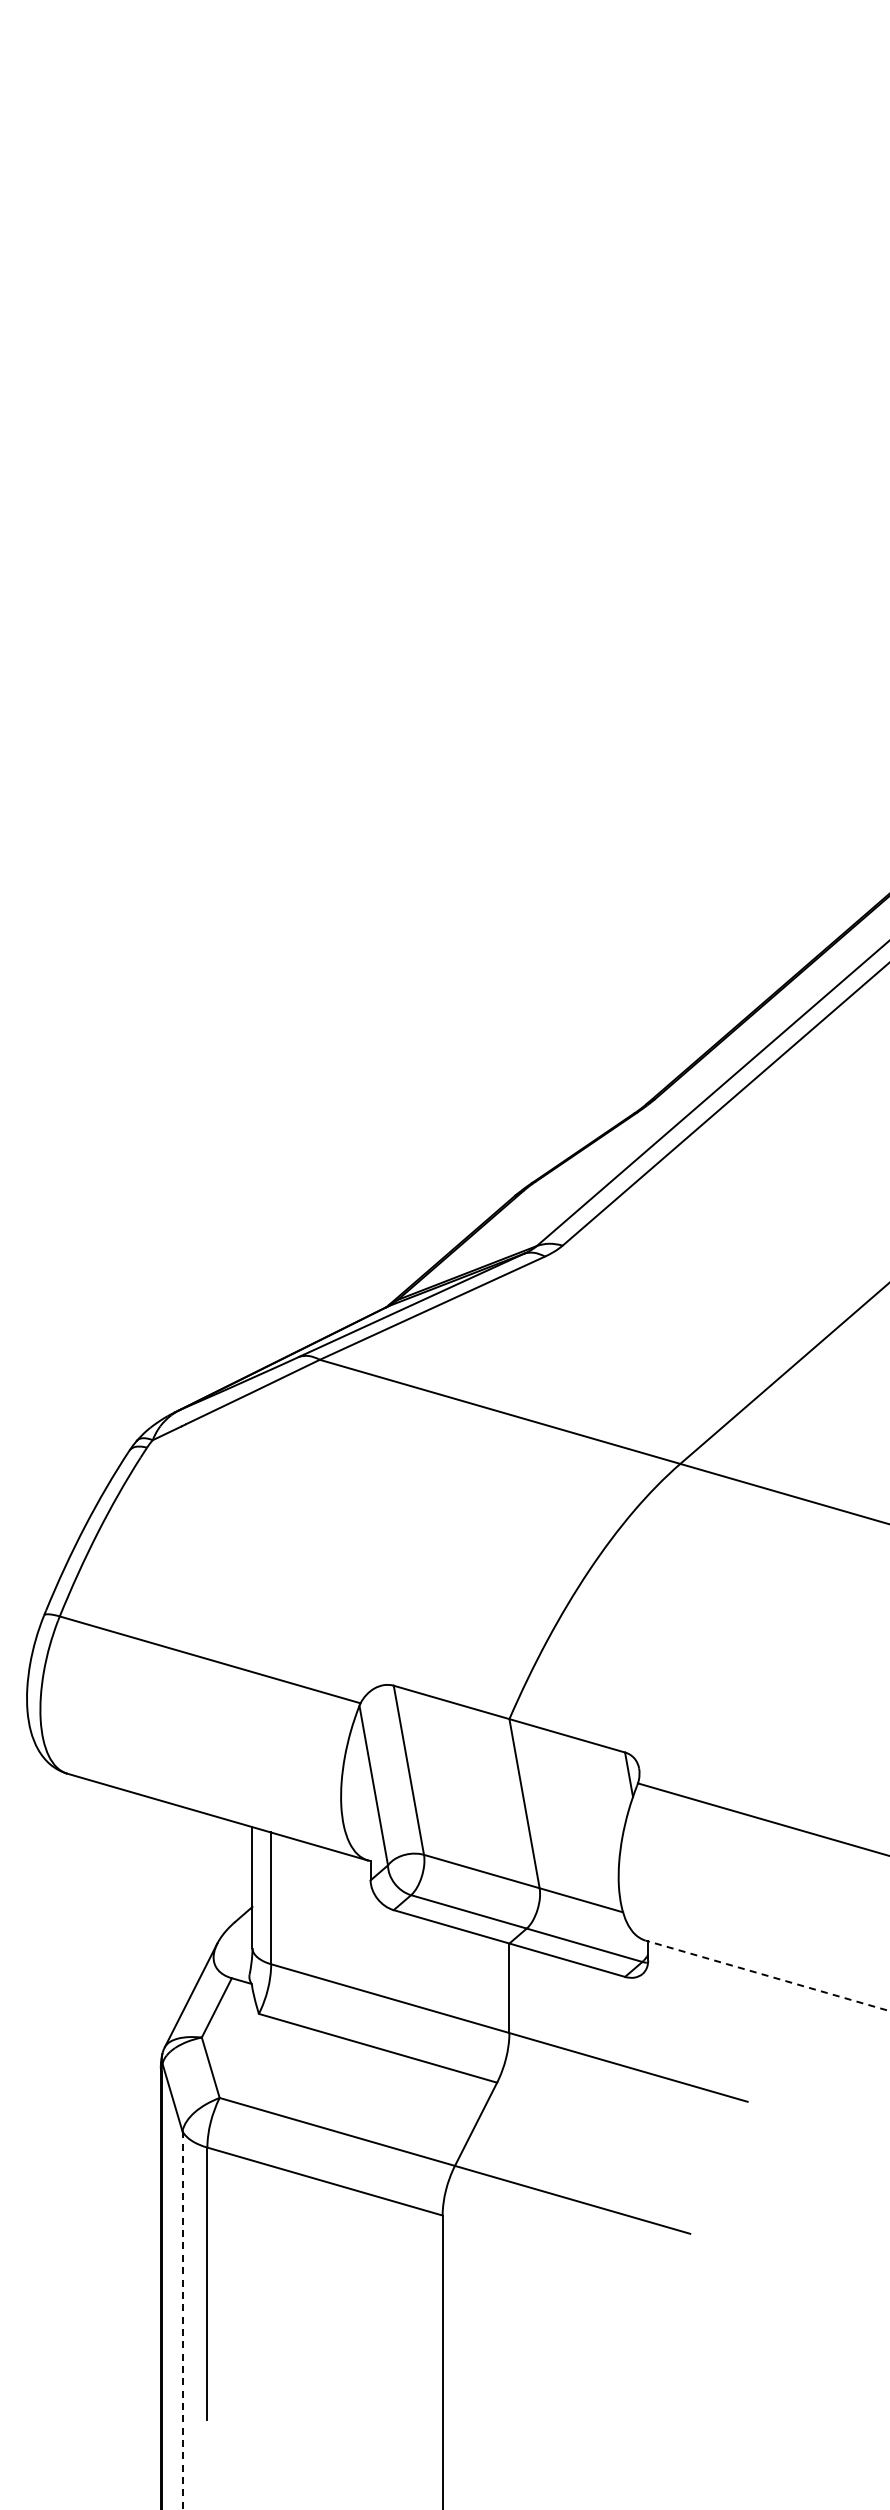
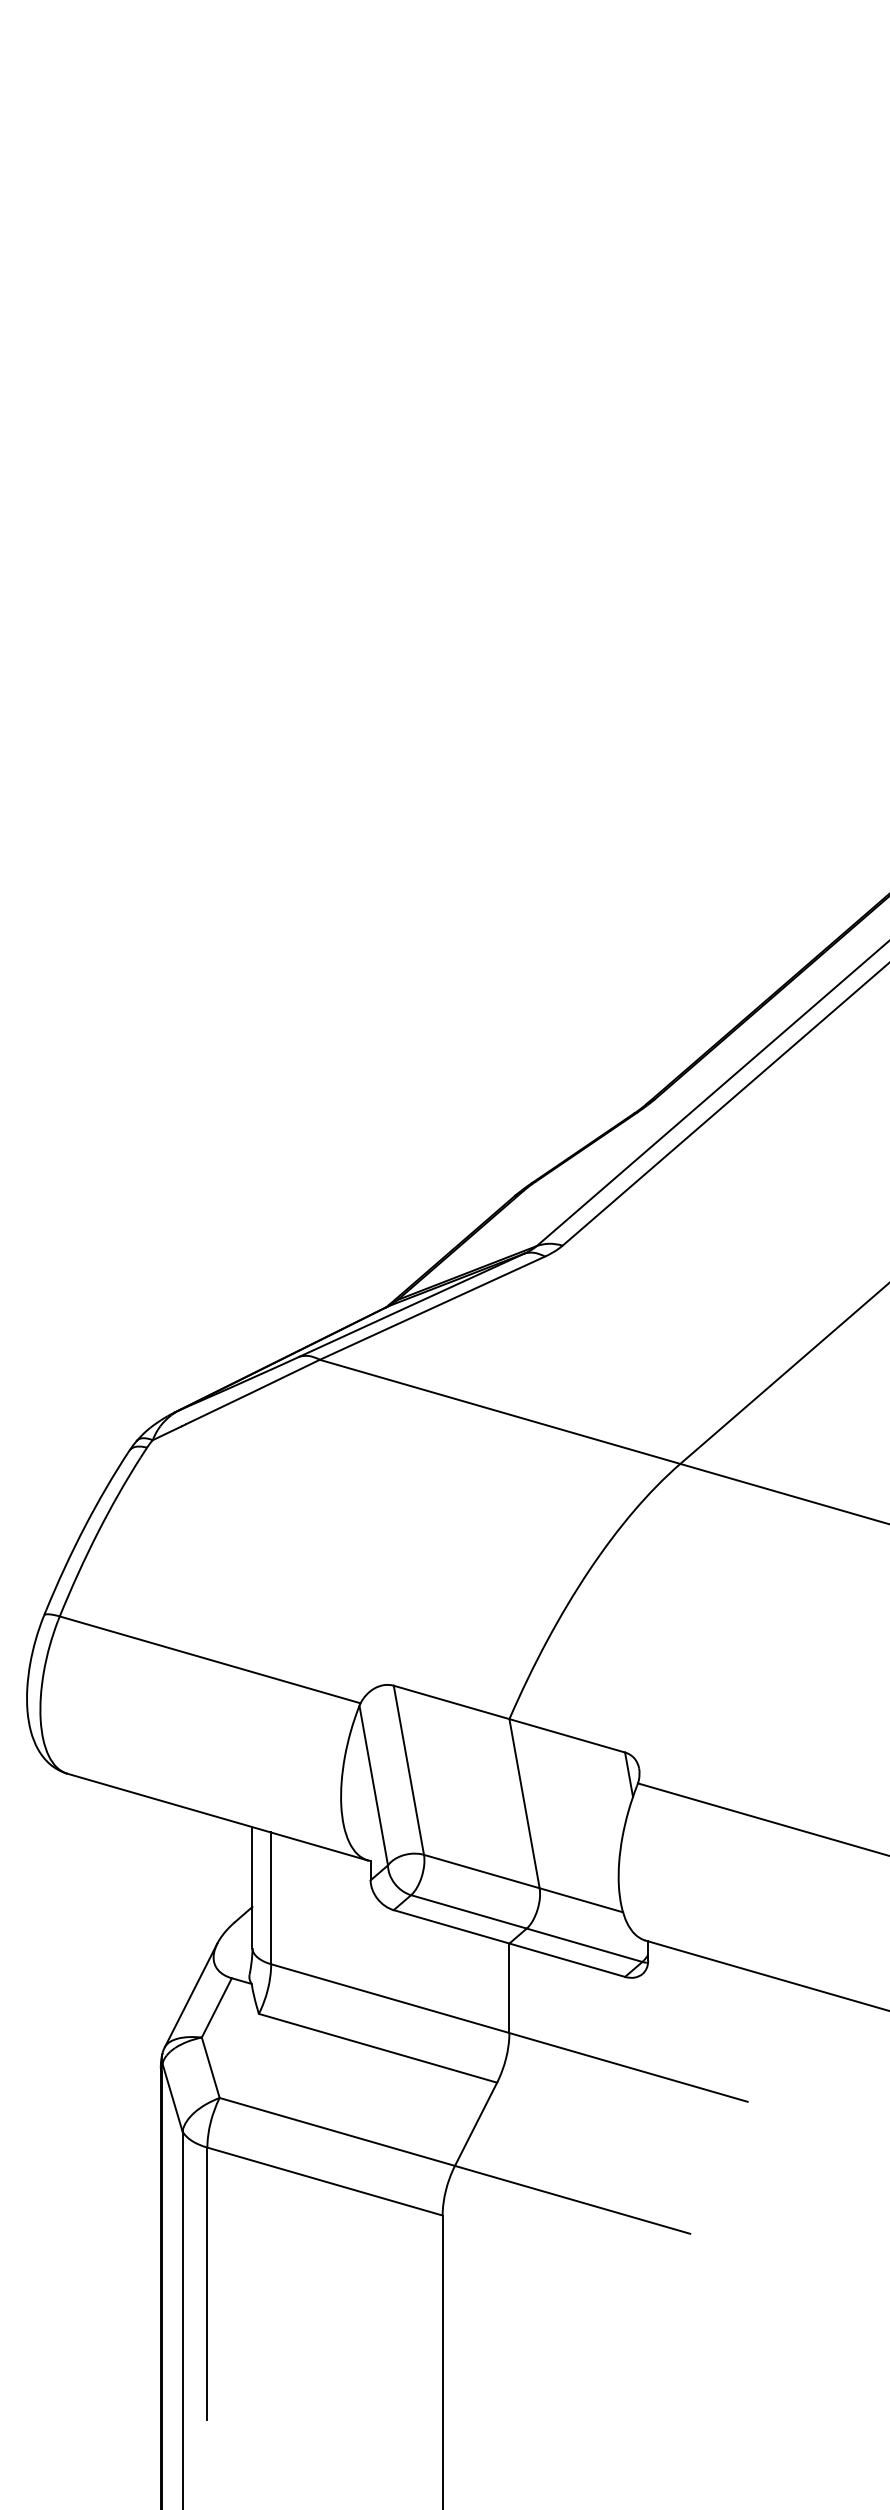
line: dashed -> solid (767, 1975)
line: dashed -> solid (182, 2320)
